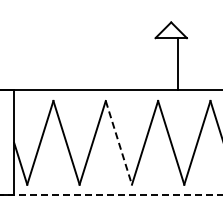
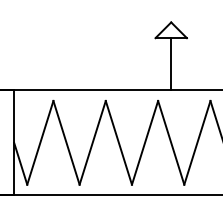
line position: (178, 64) -> (171, 64) (171, 64)
line: dashed -> solid (118, 142)
line: dashed -> solid (110, 195)
